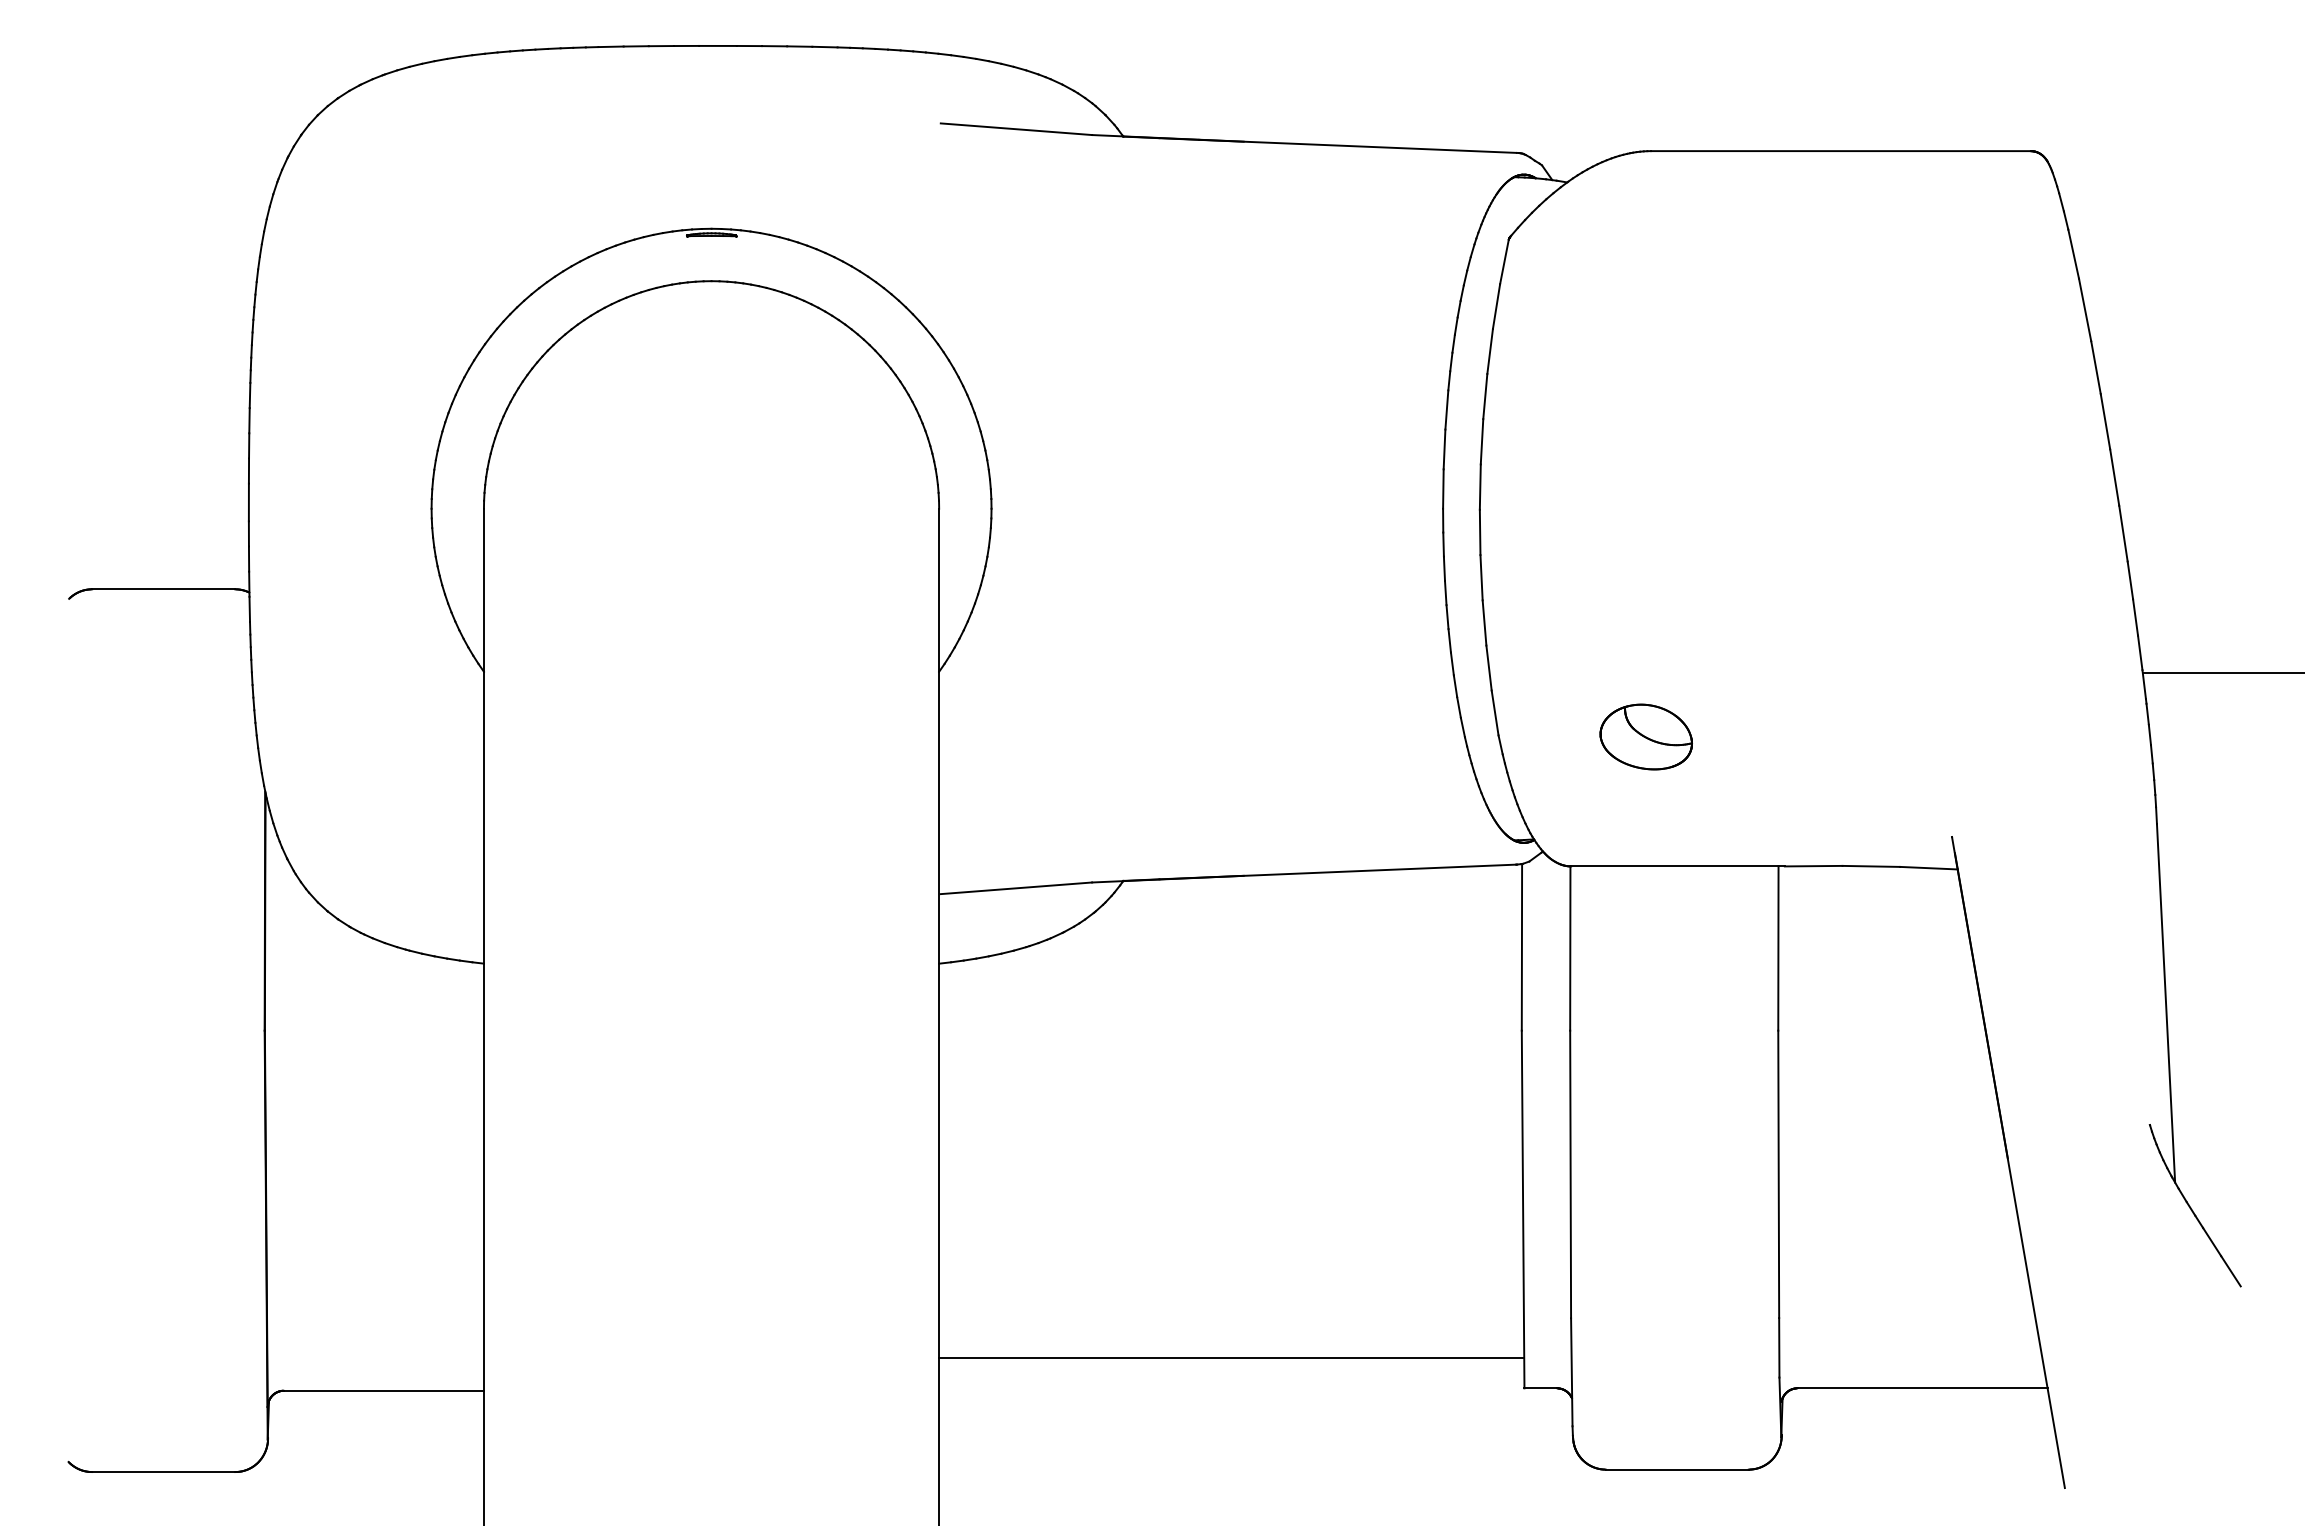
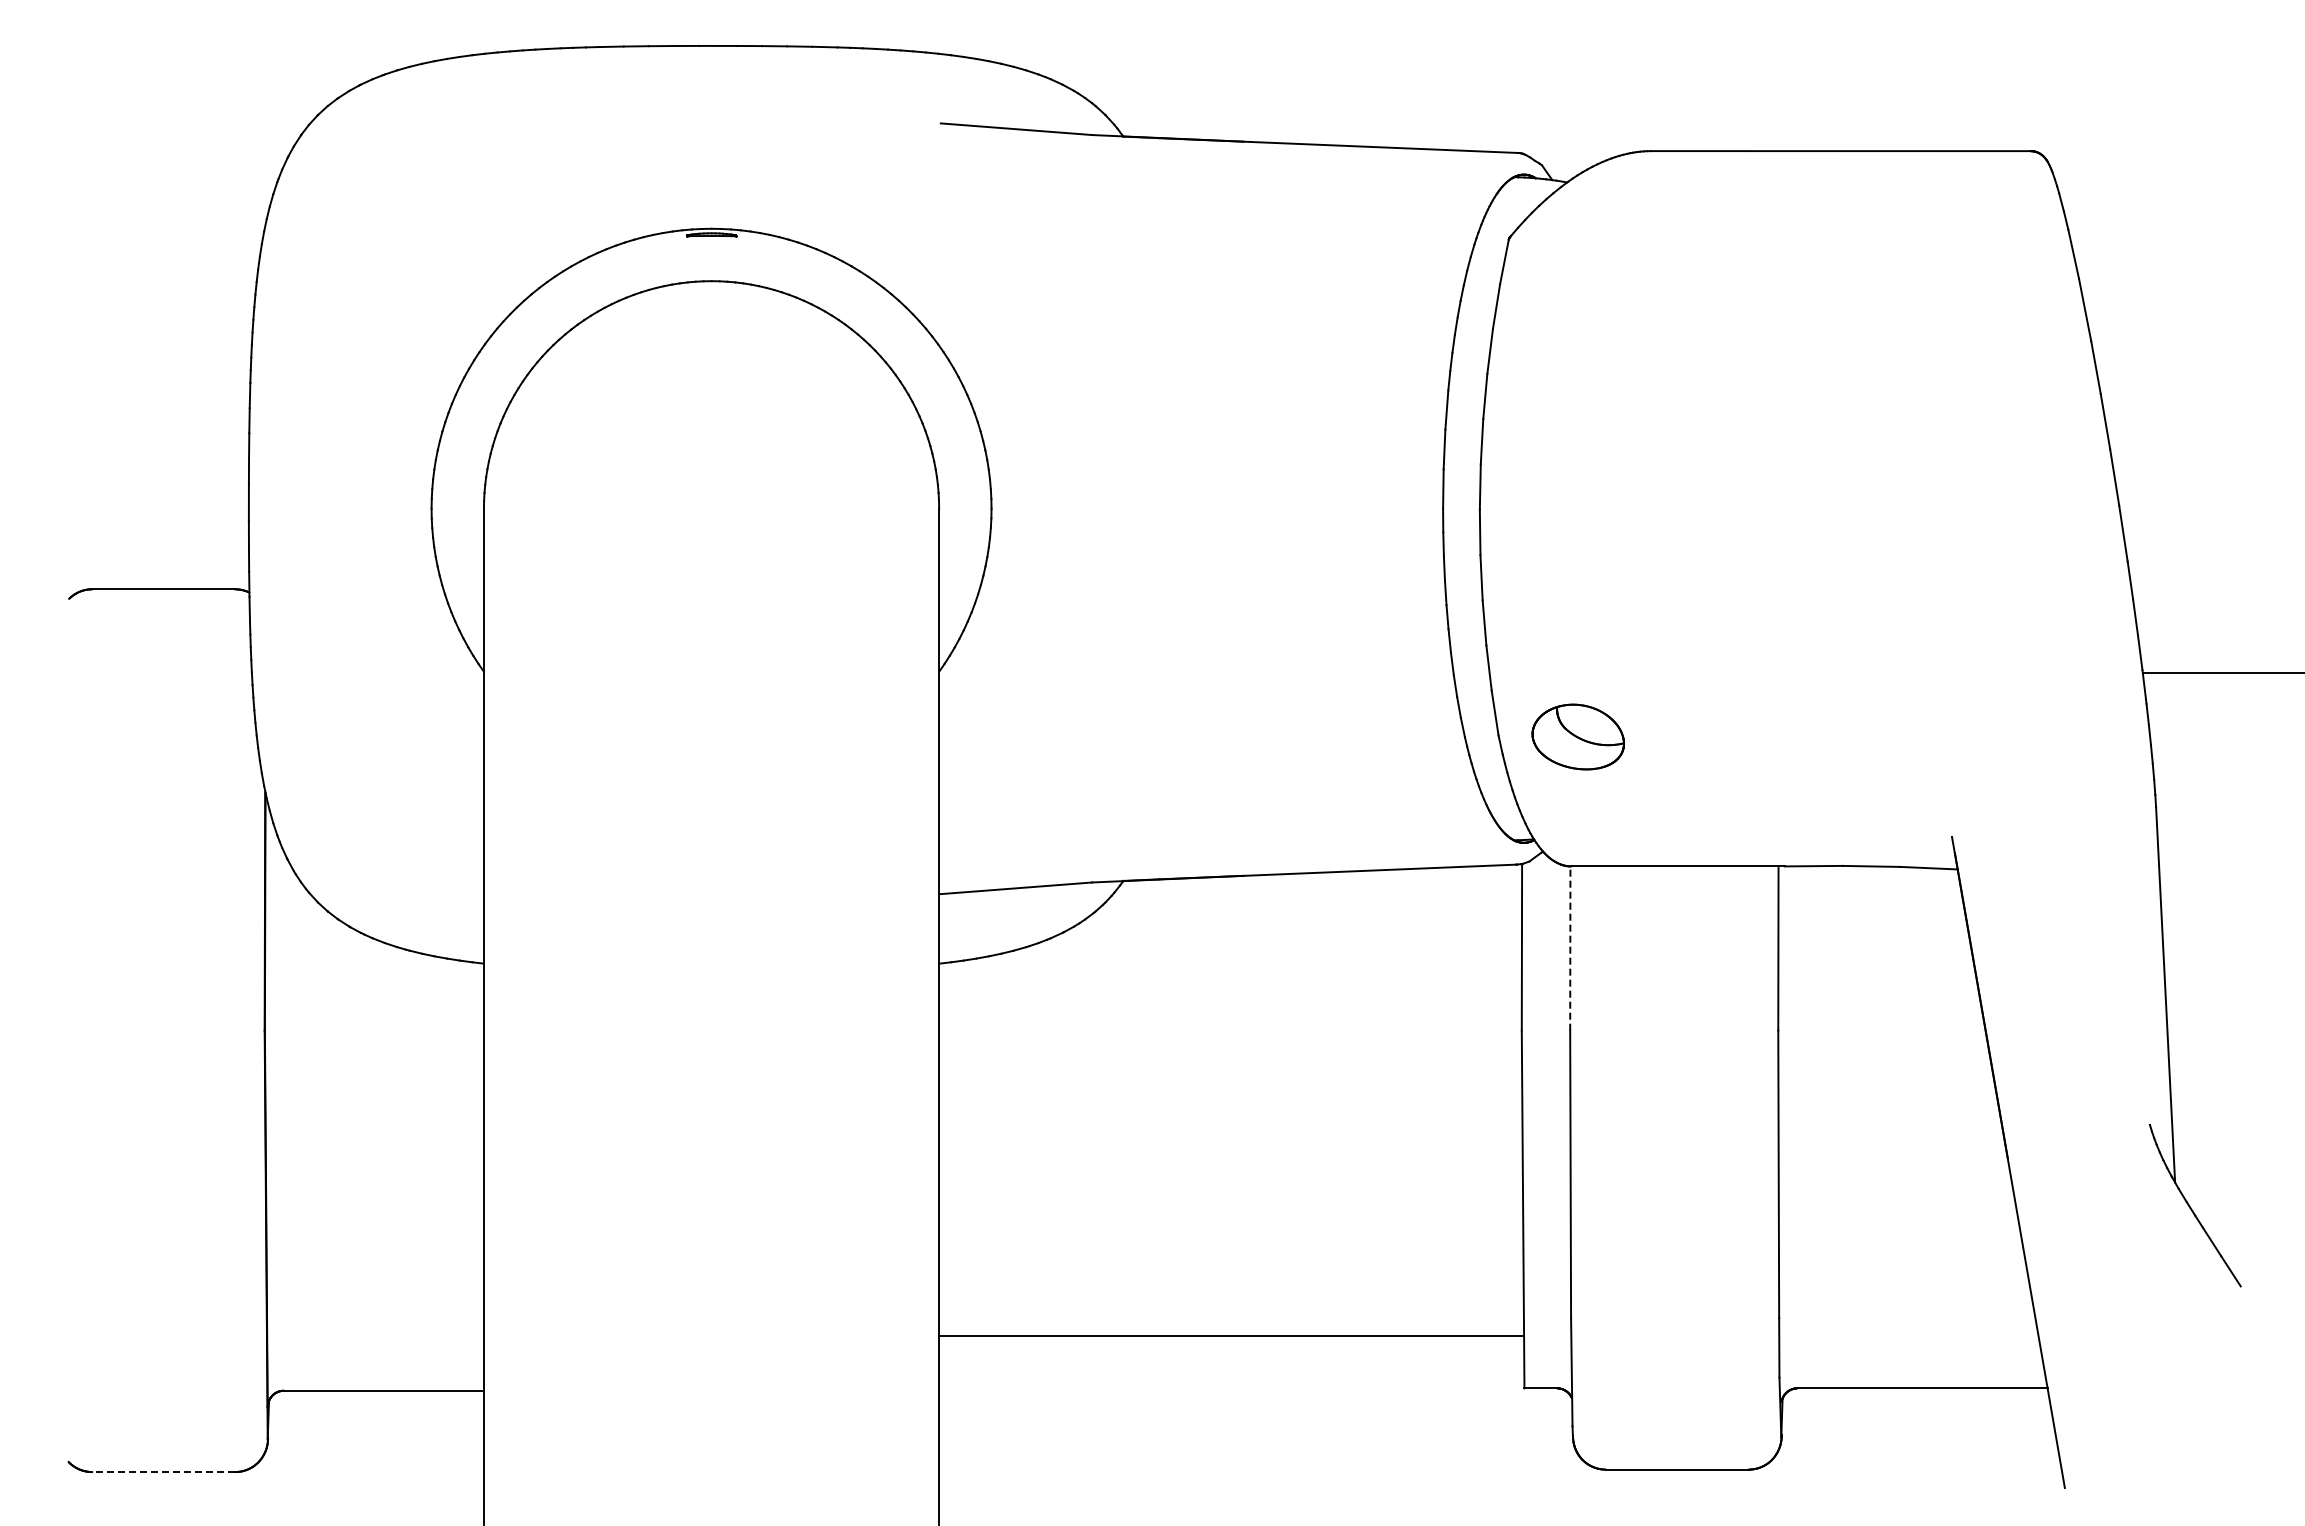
part position: (1645, 736) -> (1577, 736) (1577, 736)
line: solid -> dashed (1570, 948)
line position: (1231, 1358) -> (1231, 1336) (1231, 1336)
line: solid -> dashed (163, 1472)
